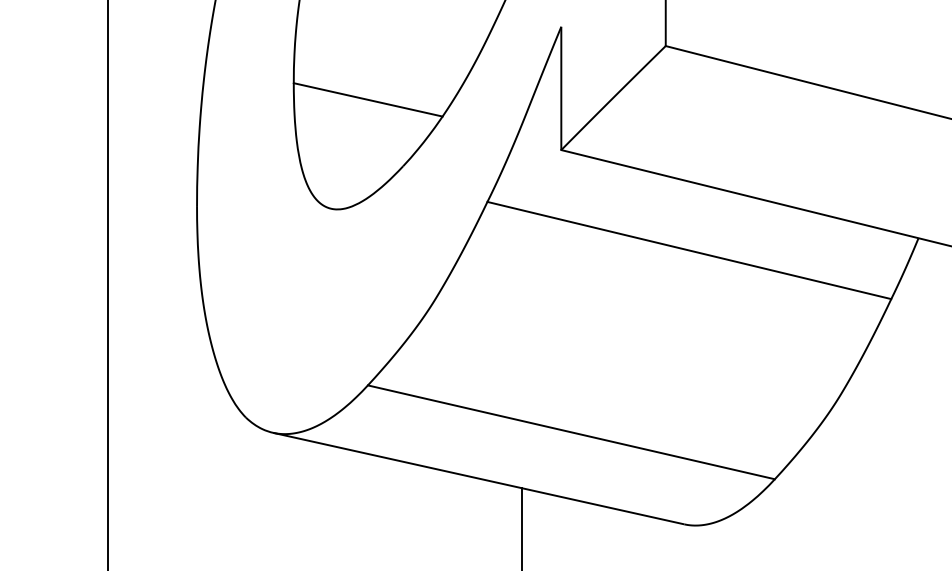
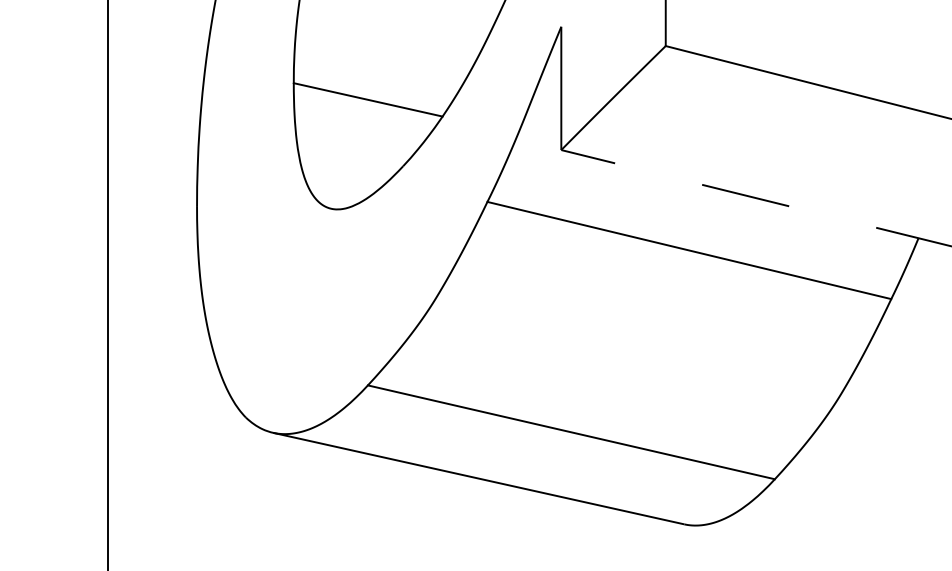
line: solid -> dashed (756, 198)
line: present -> none (521, 527)
